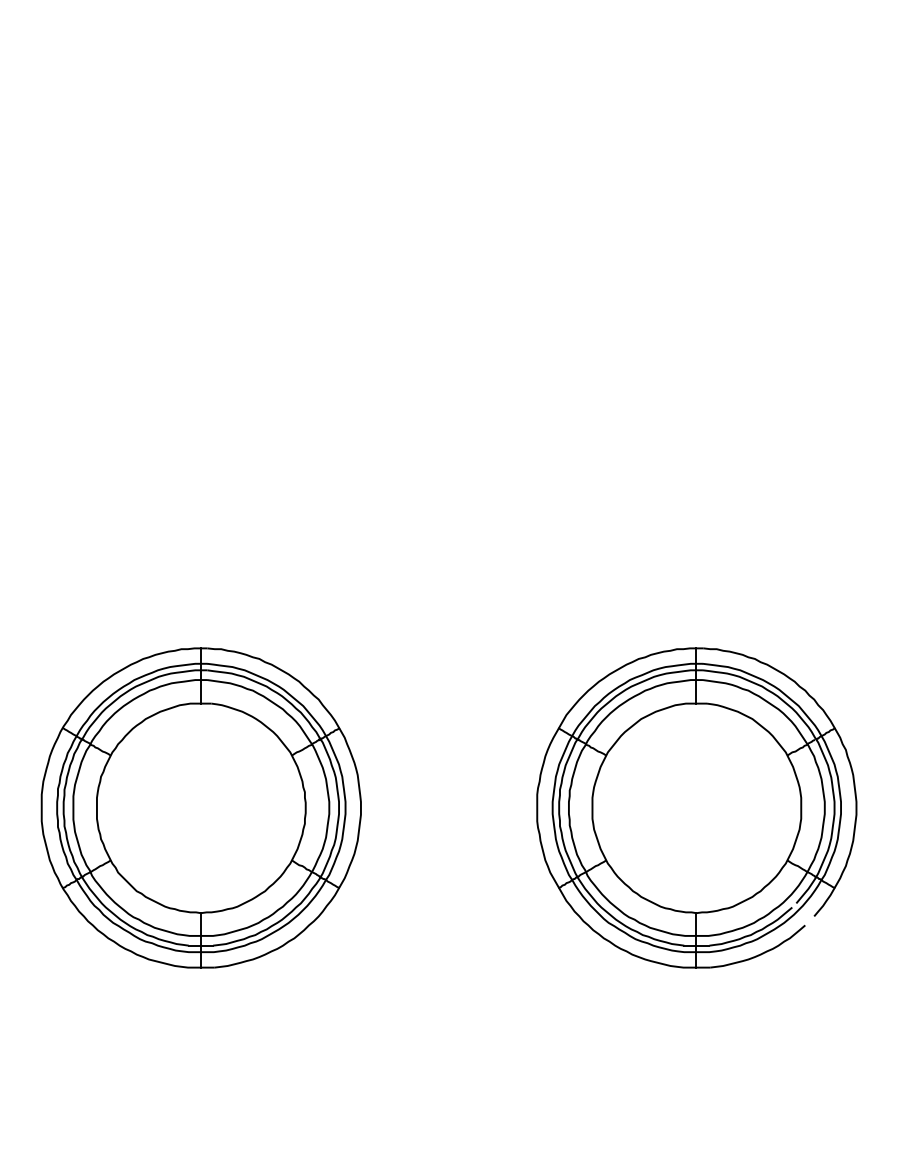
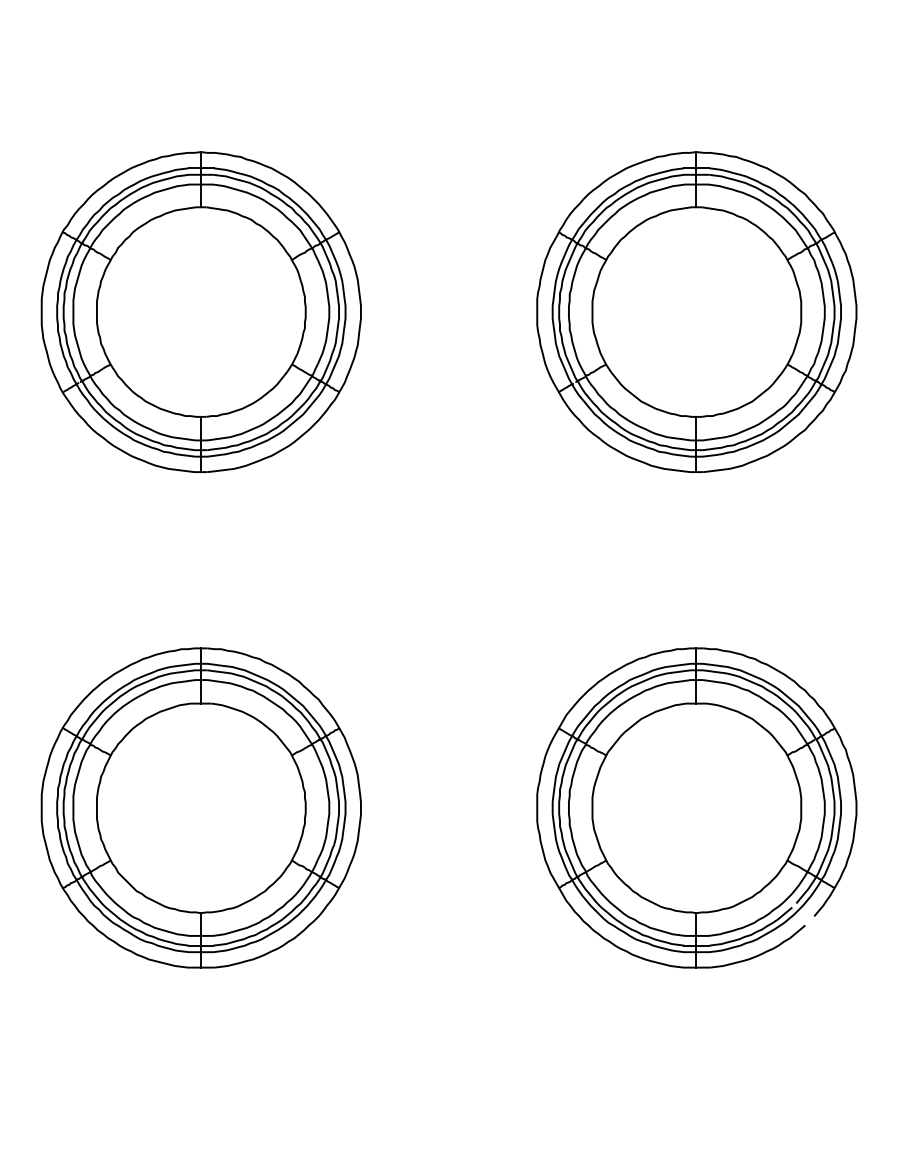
part: none -> present (200, 311)
part: none -> present (696, 311)
